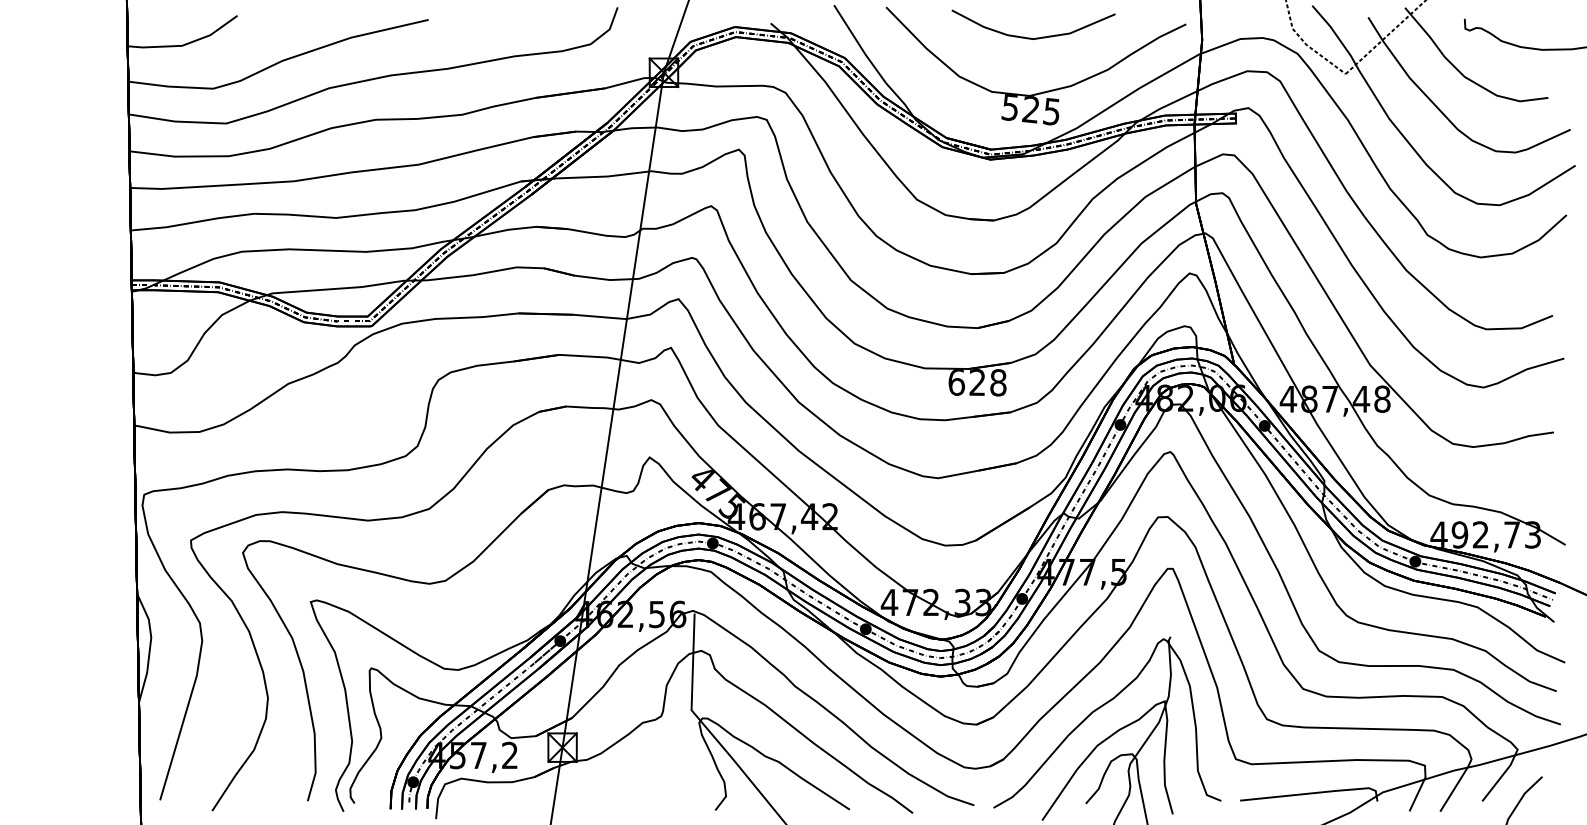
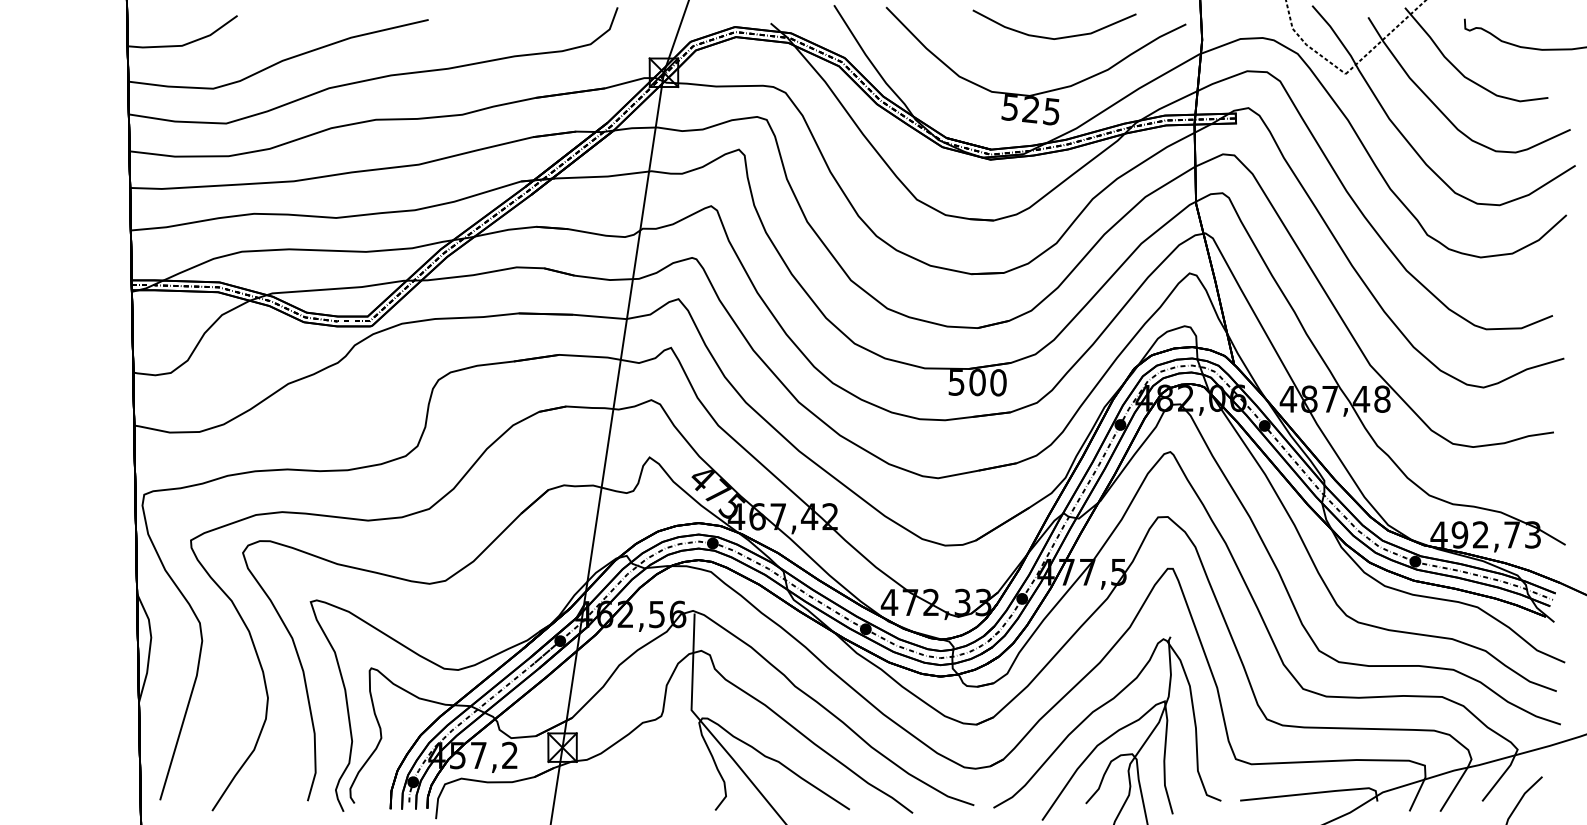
curve position: (1035, 37) -> (1056, 37) (1056, 37)
text: 628 -> 500 (977, 382)
